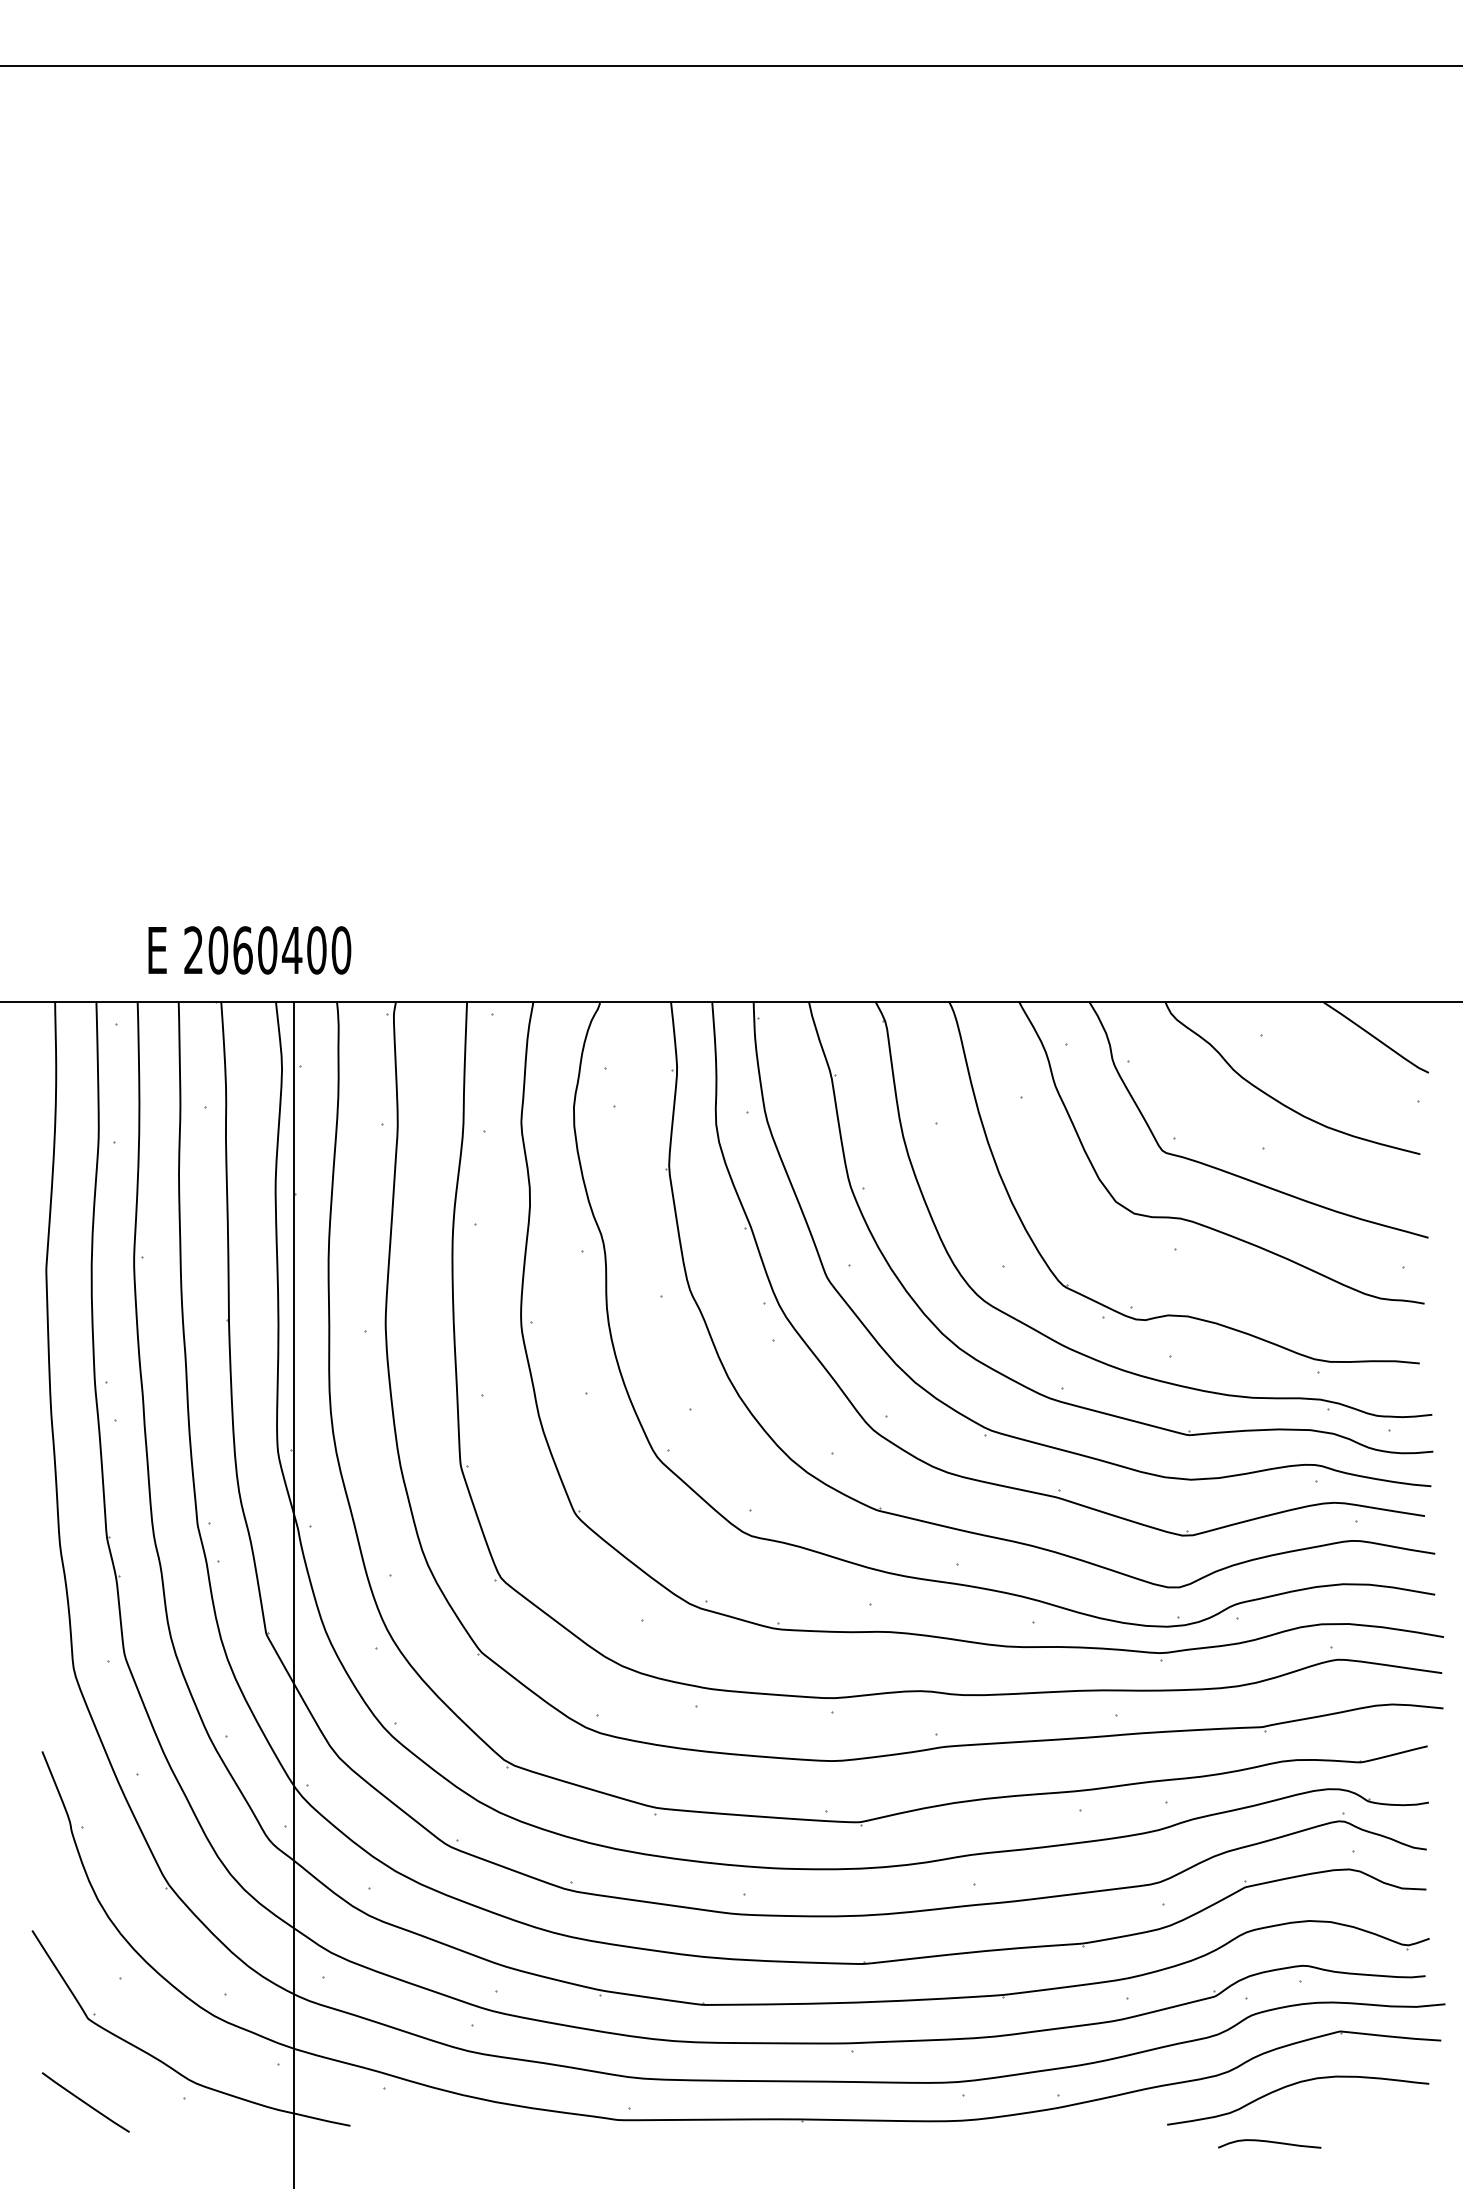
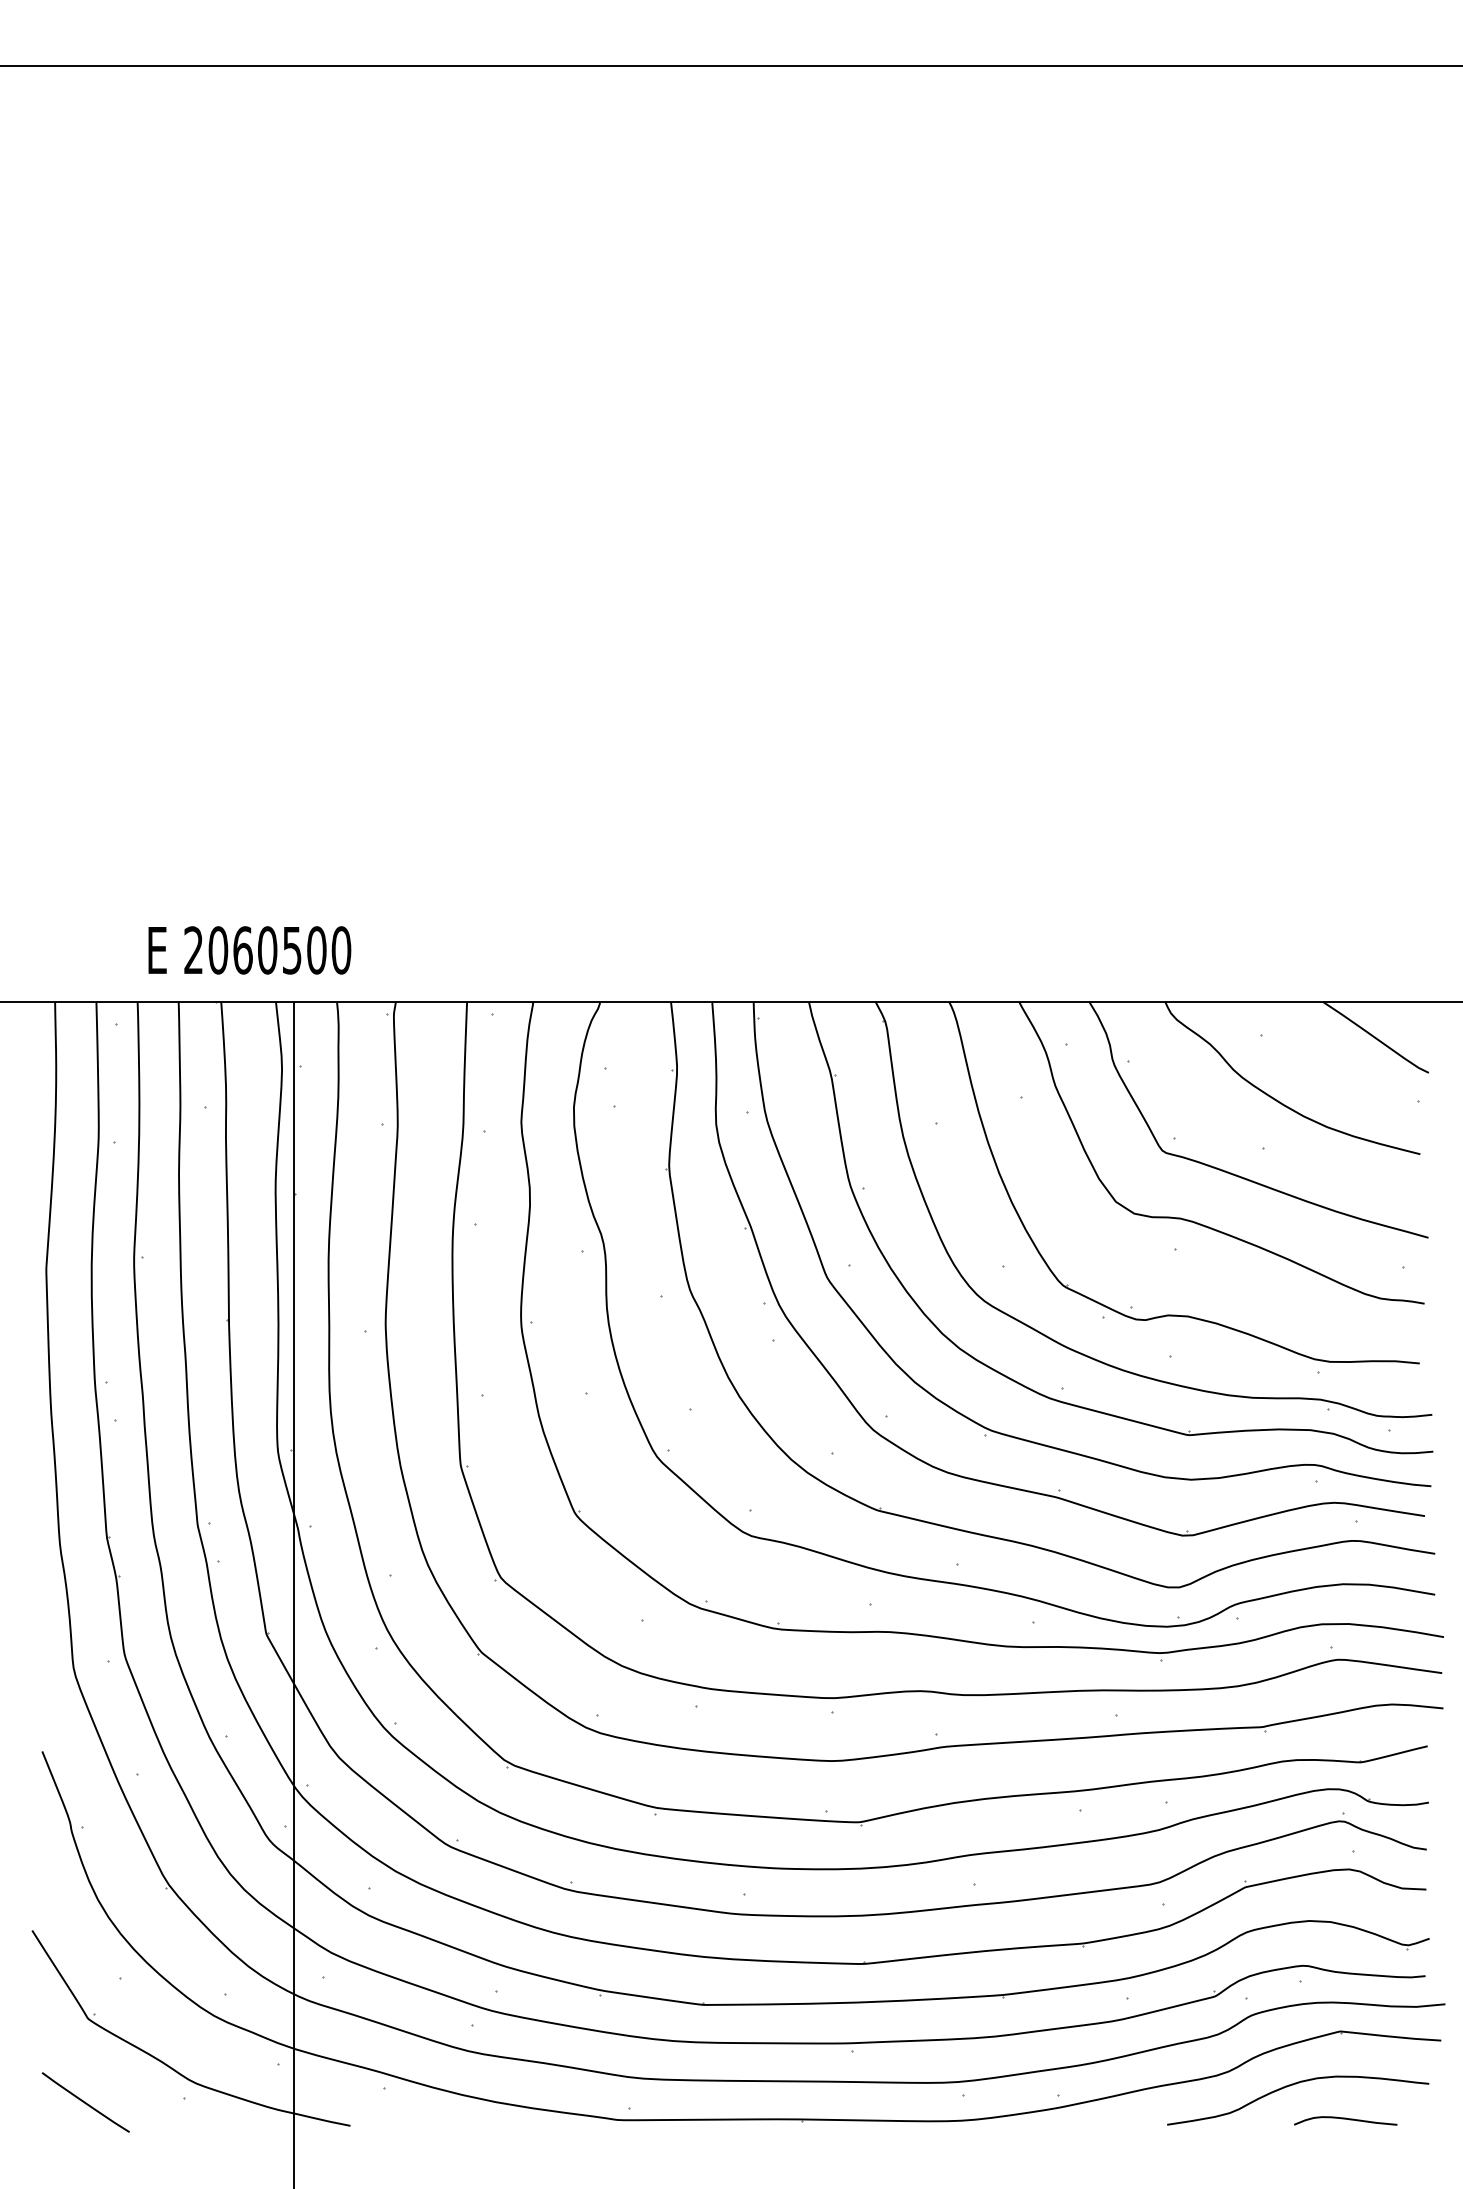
text: 2060400 -> 2060500 (291, 950)
curve position: (1269, 2142) -> (1345, 2119) (1345, 2119)
